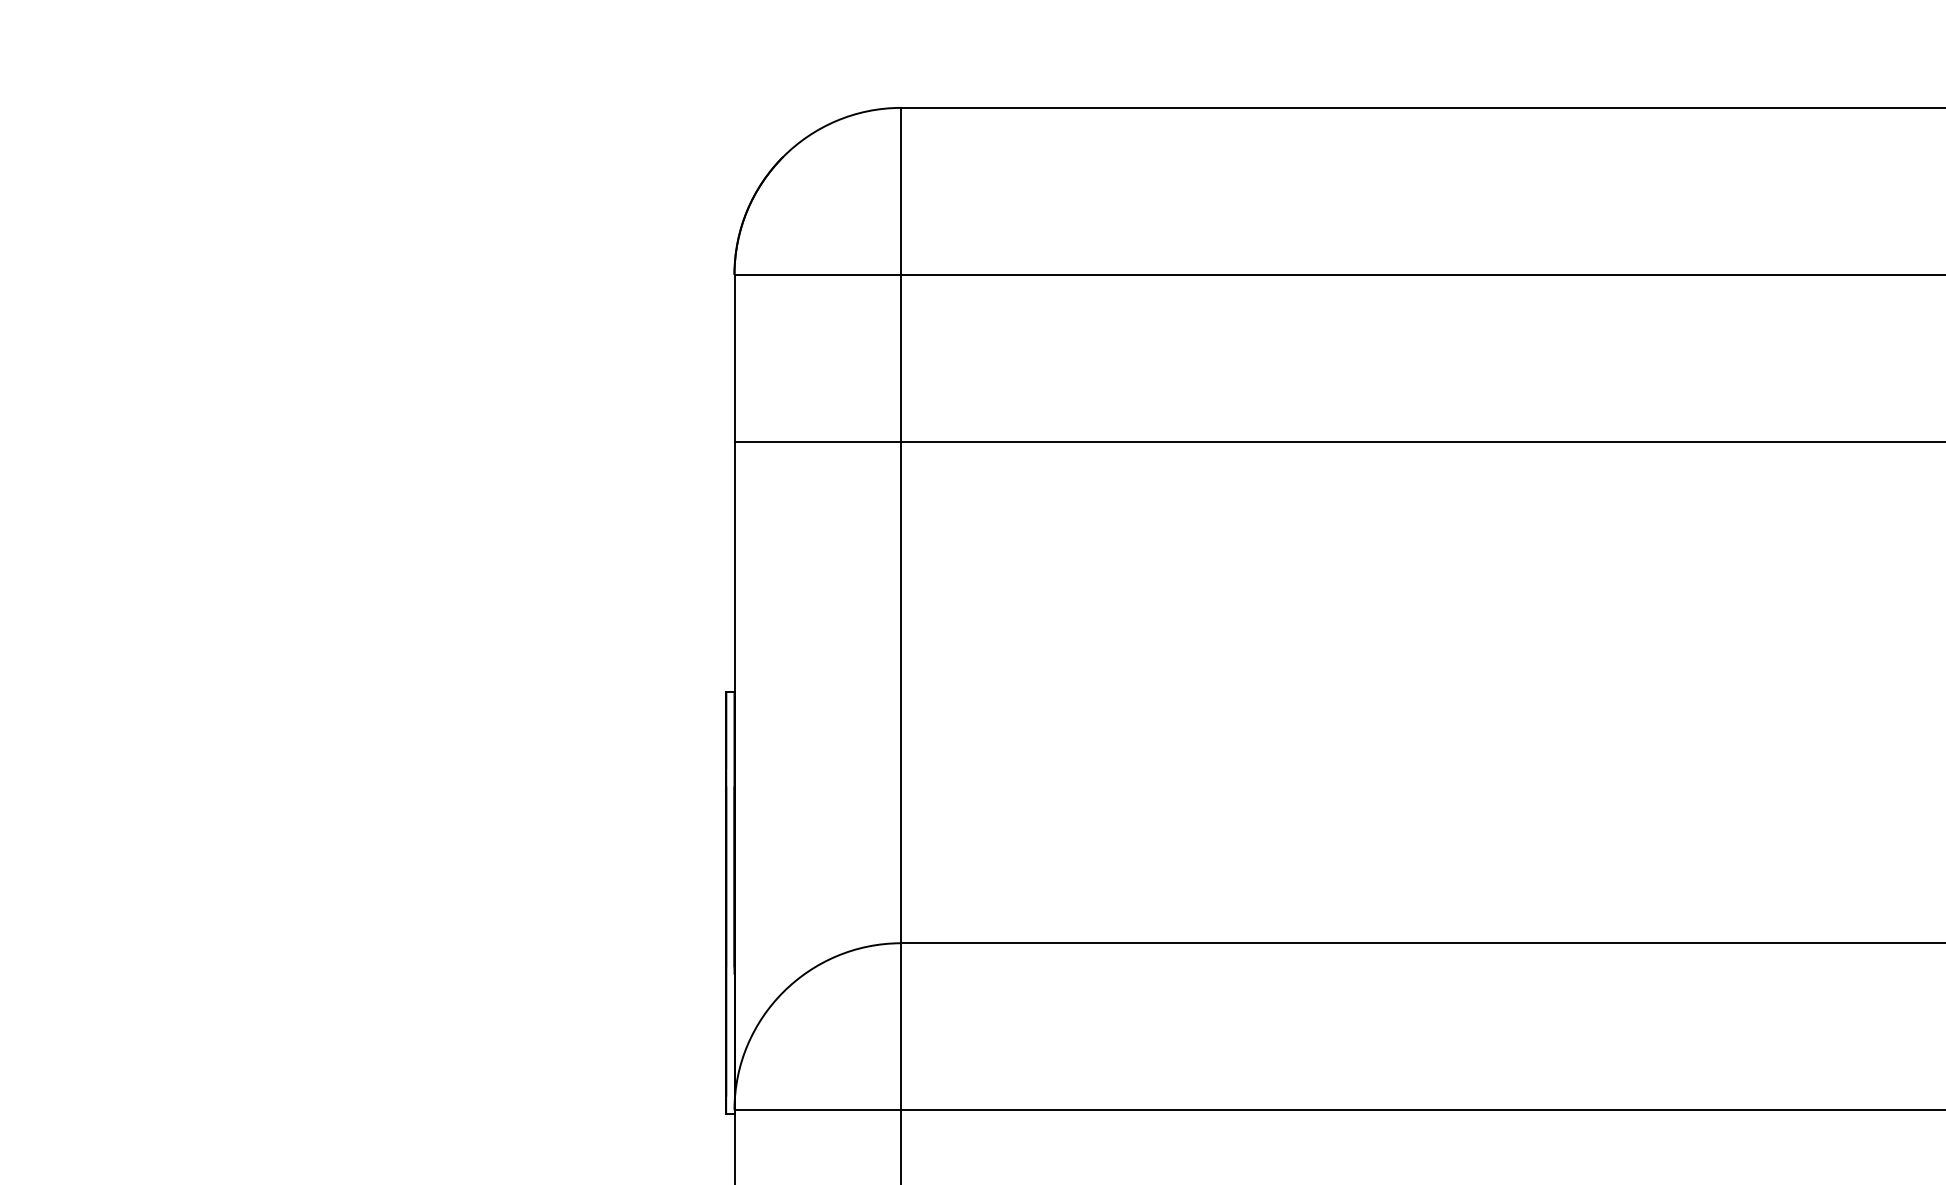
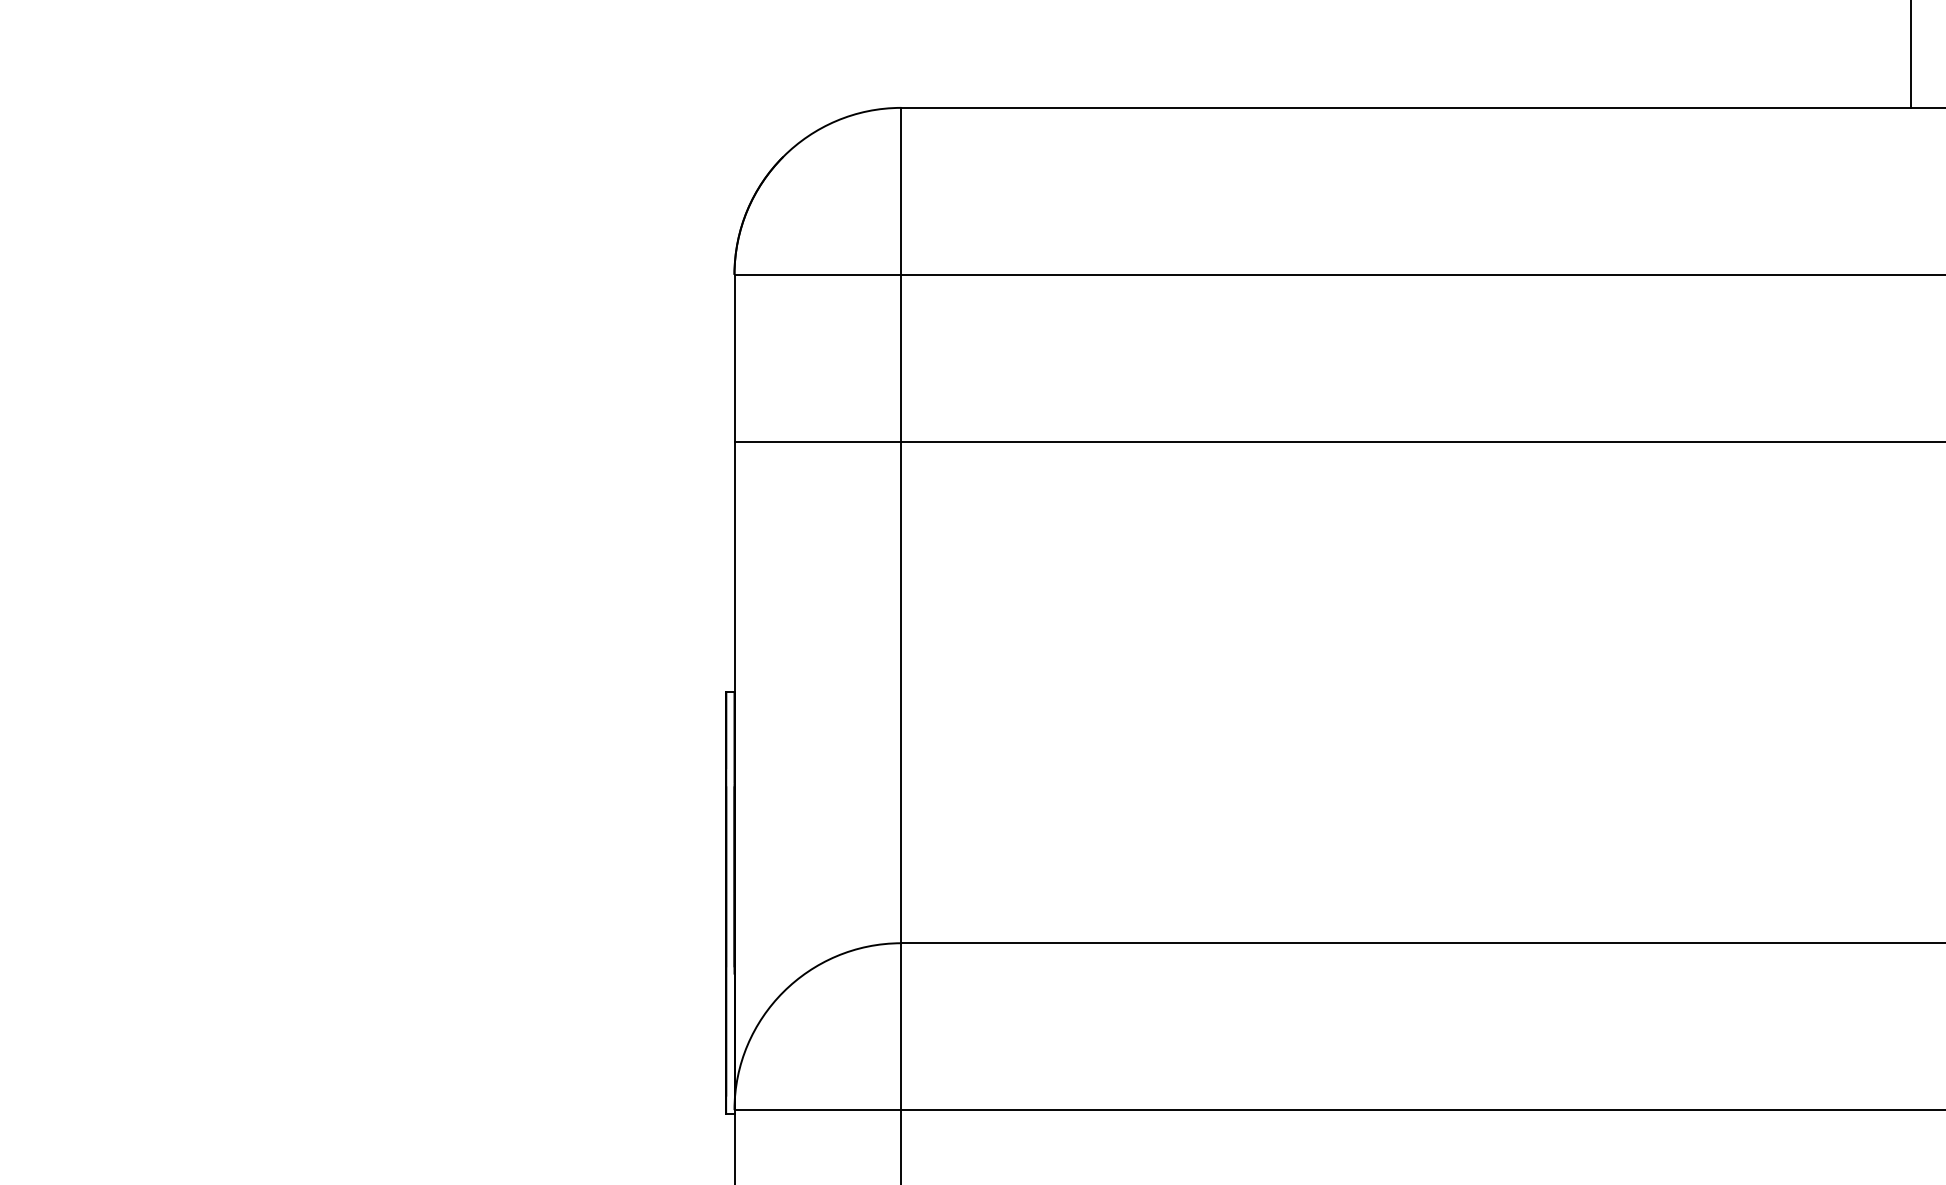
line: none -> present (1910, 54)
